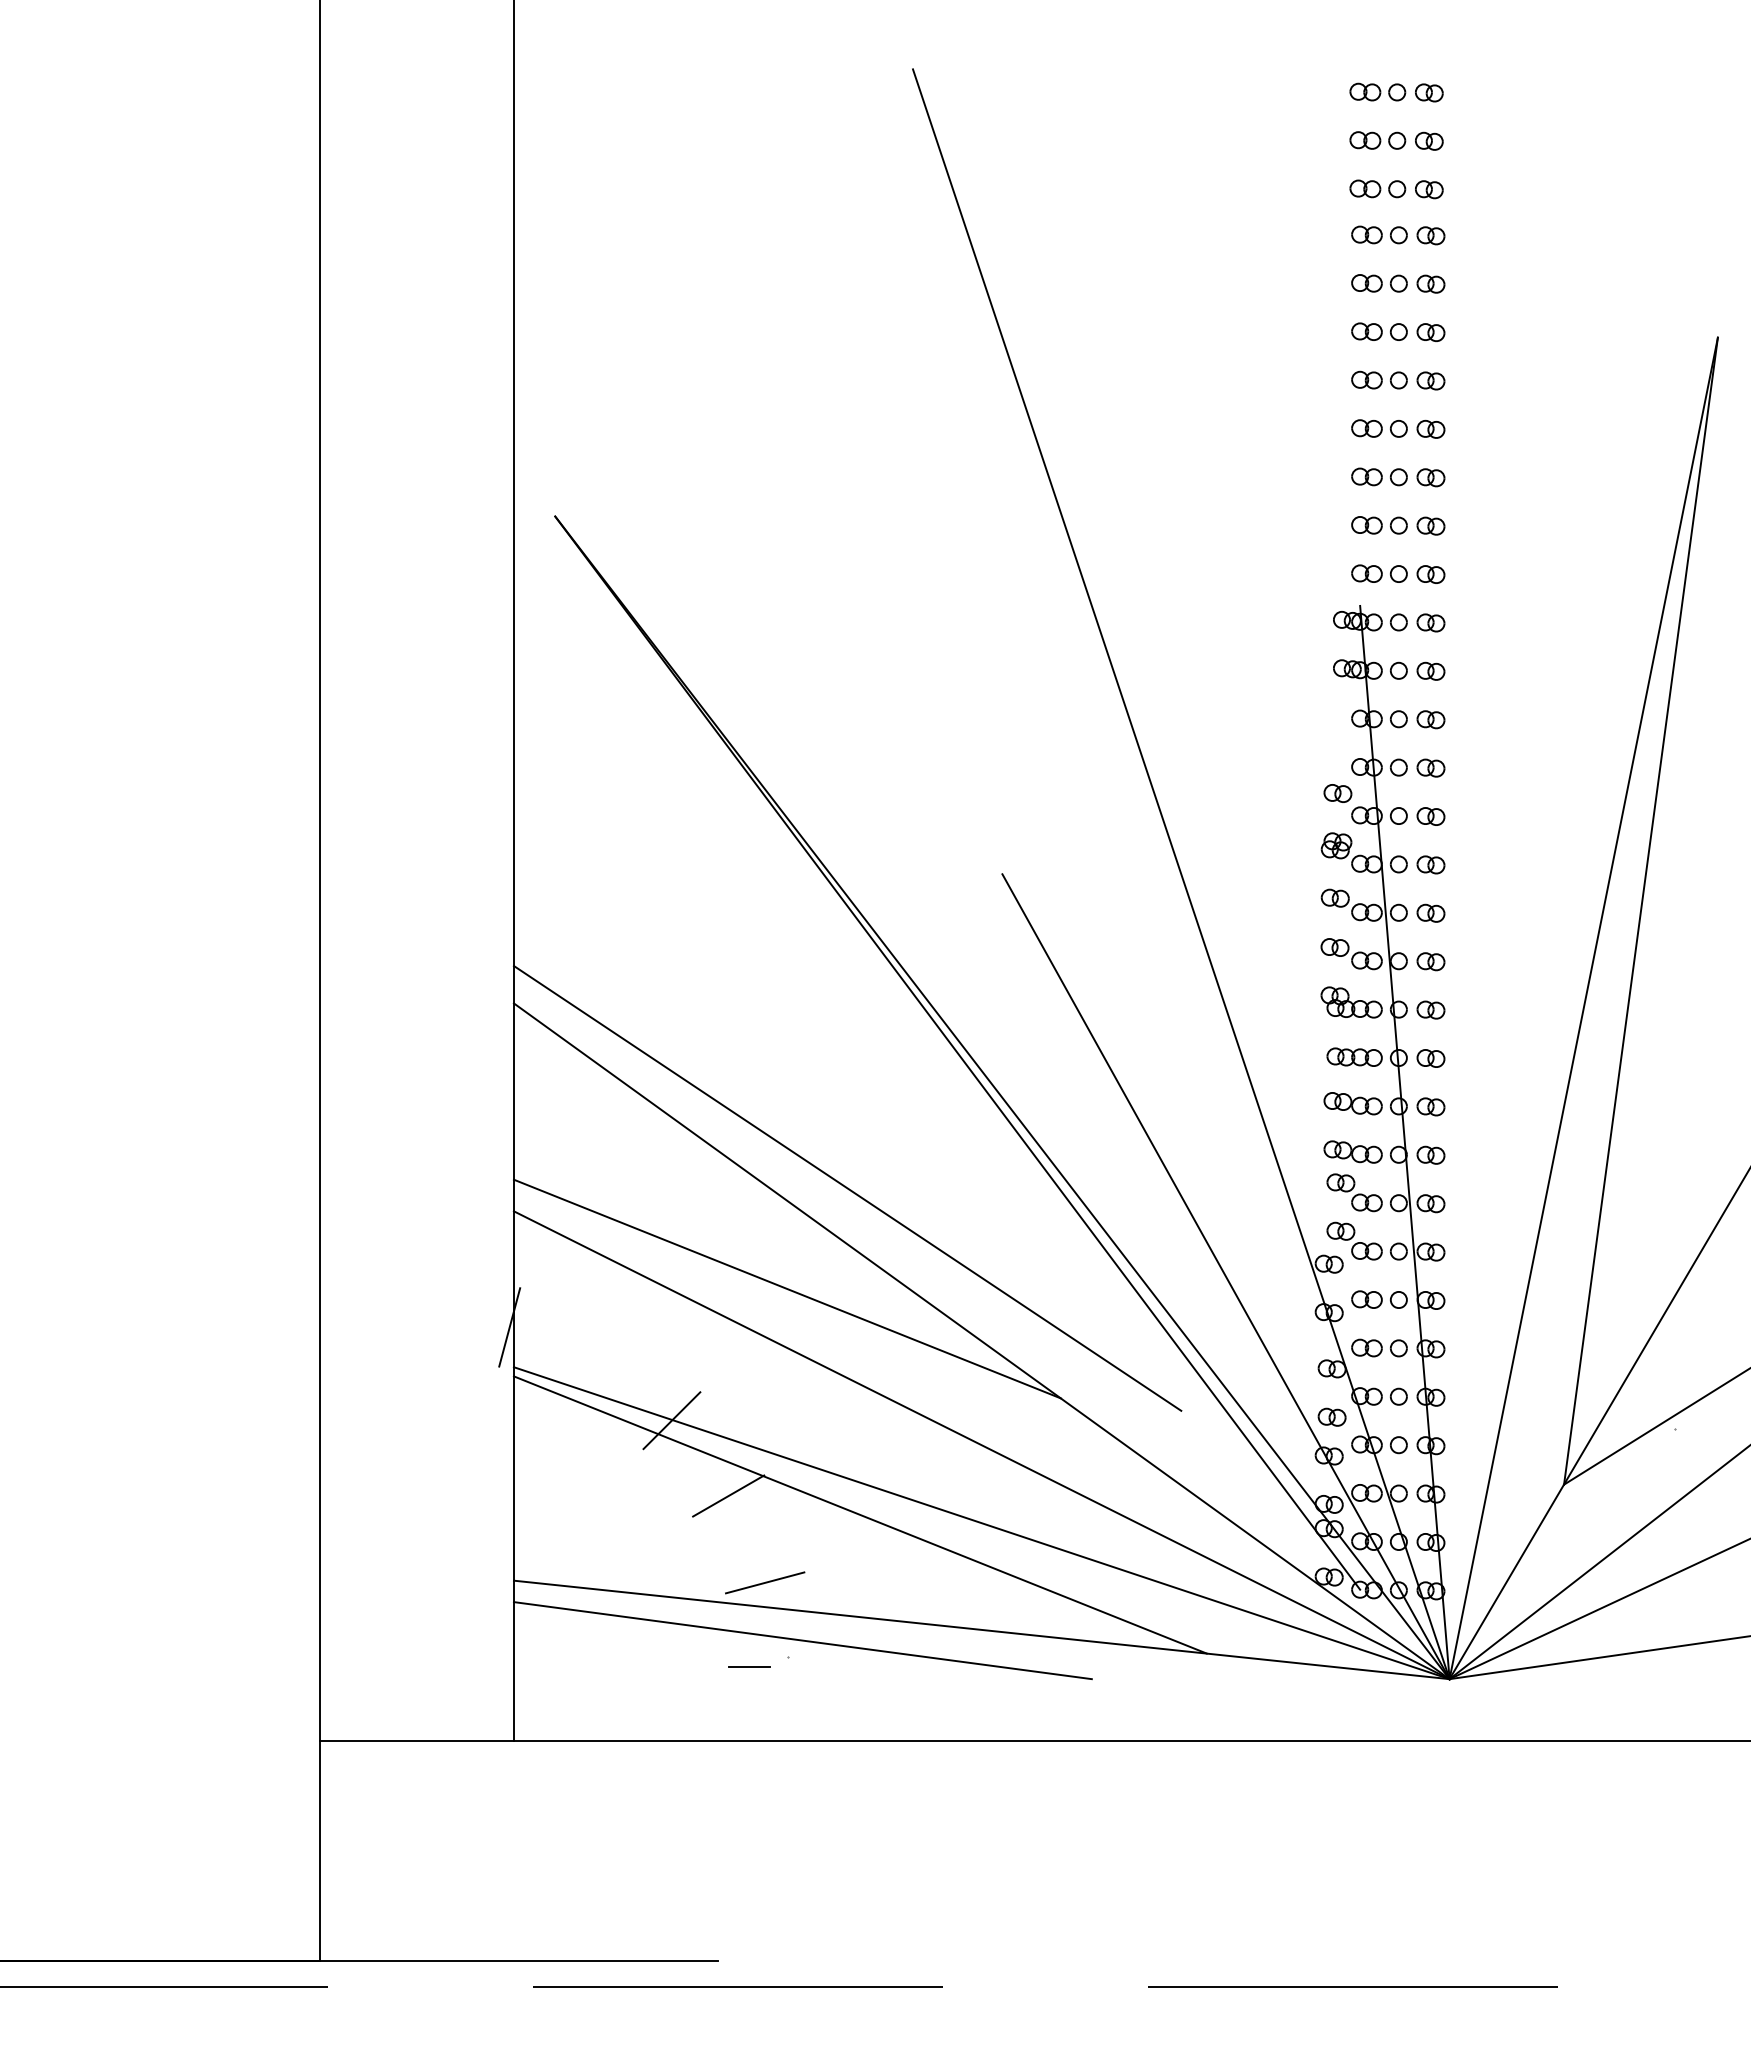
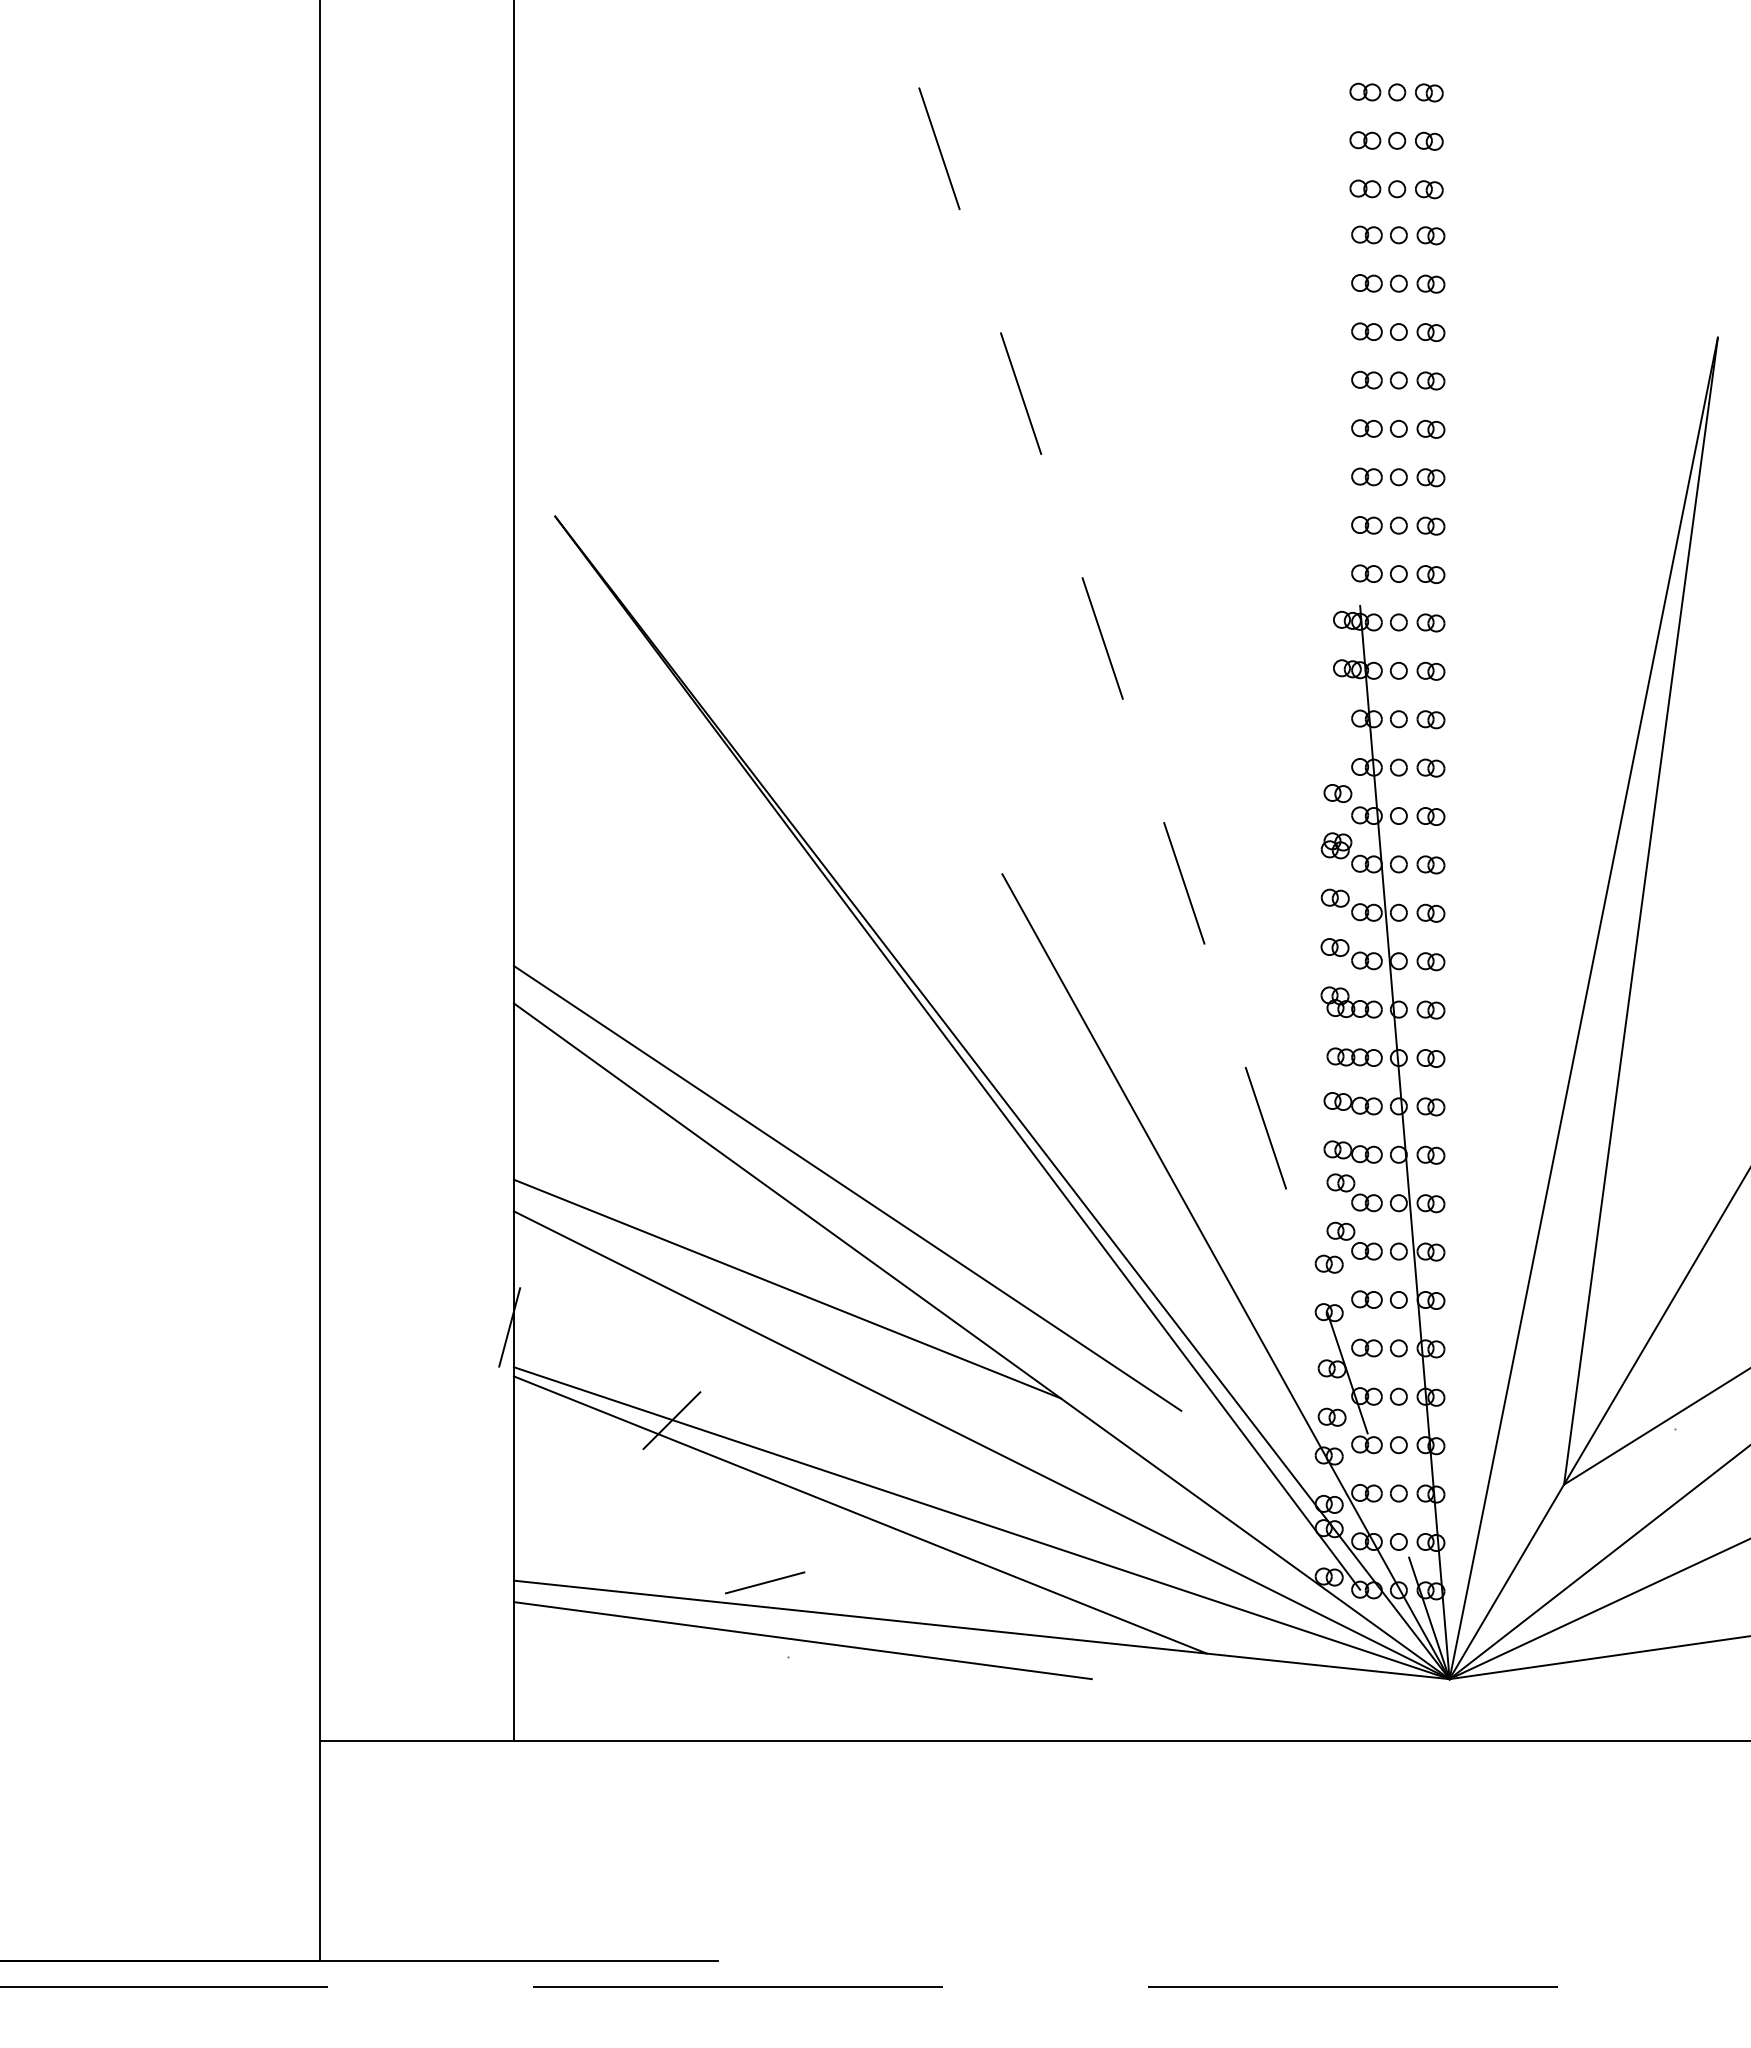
line: solid -> dashed (1181, 873)
line: present -> none (728, 1495)
line: present -> none (749, 1667)
